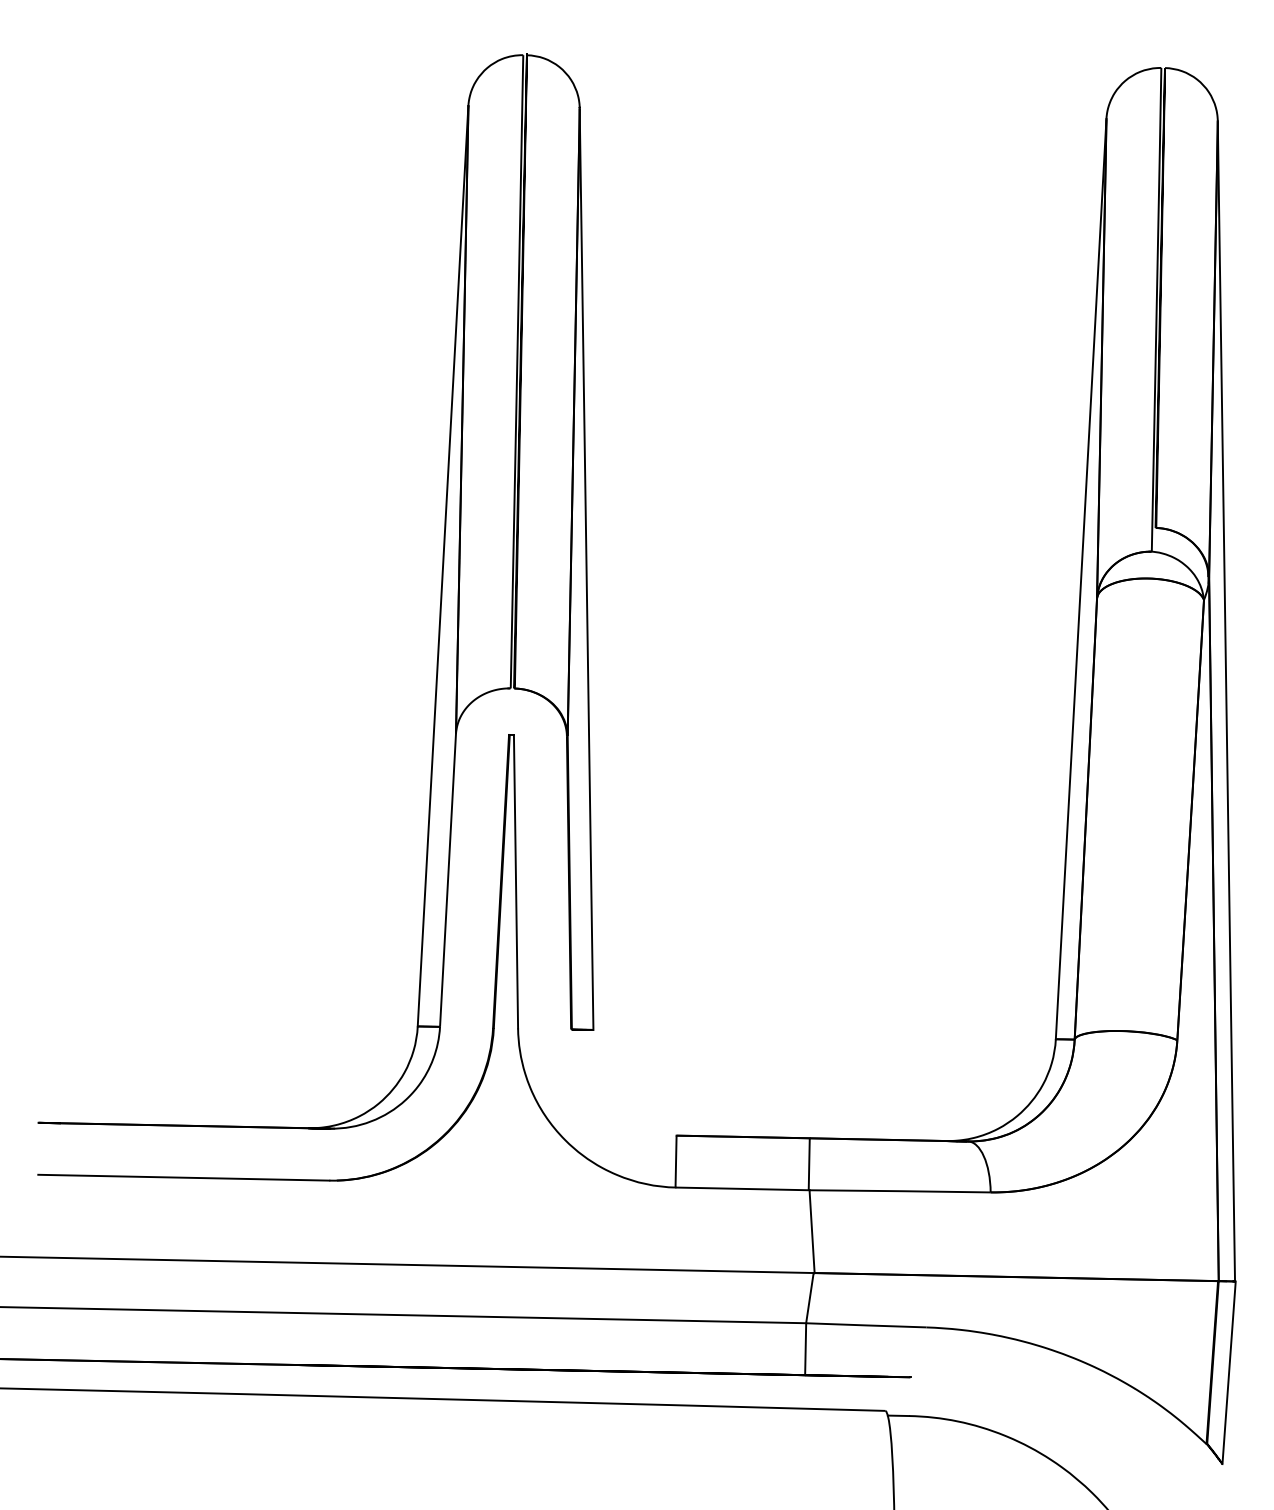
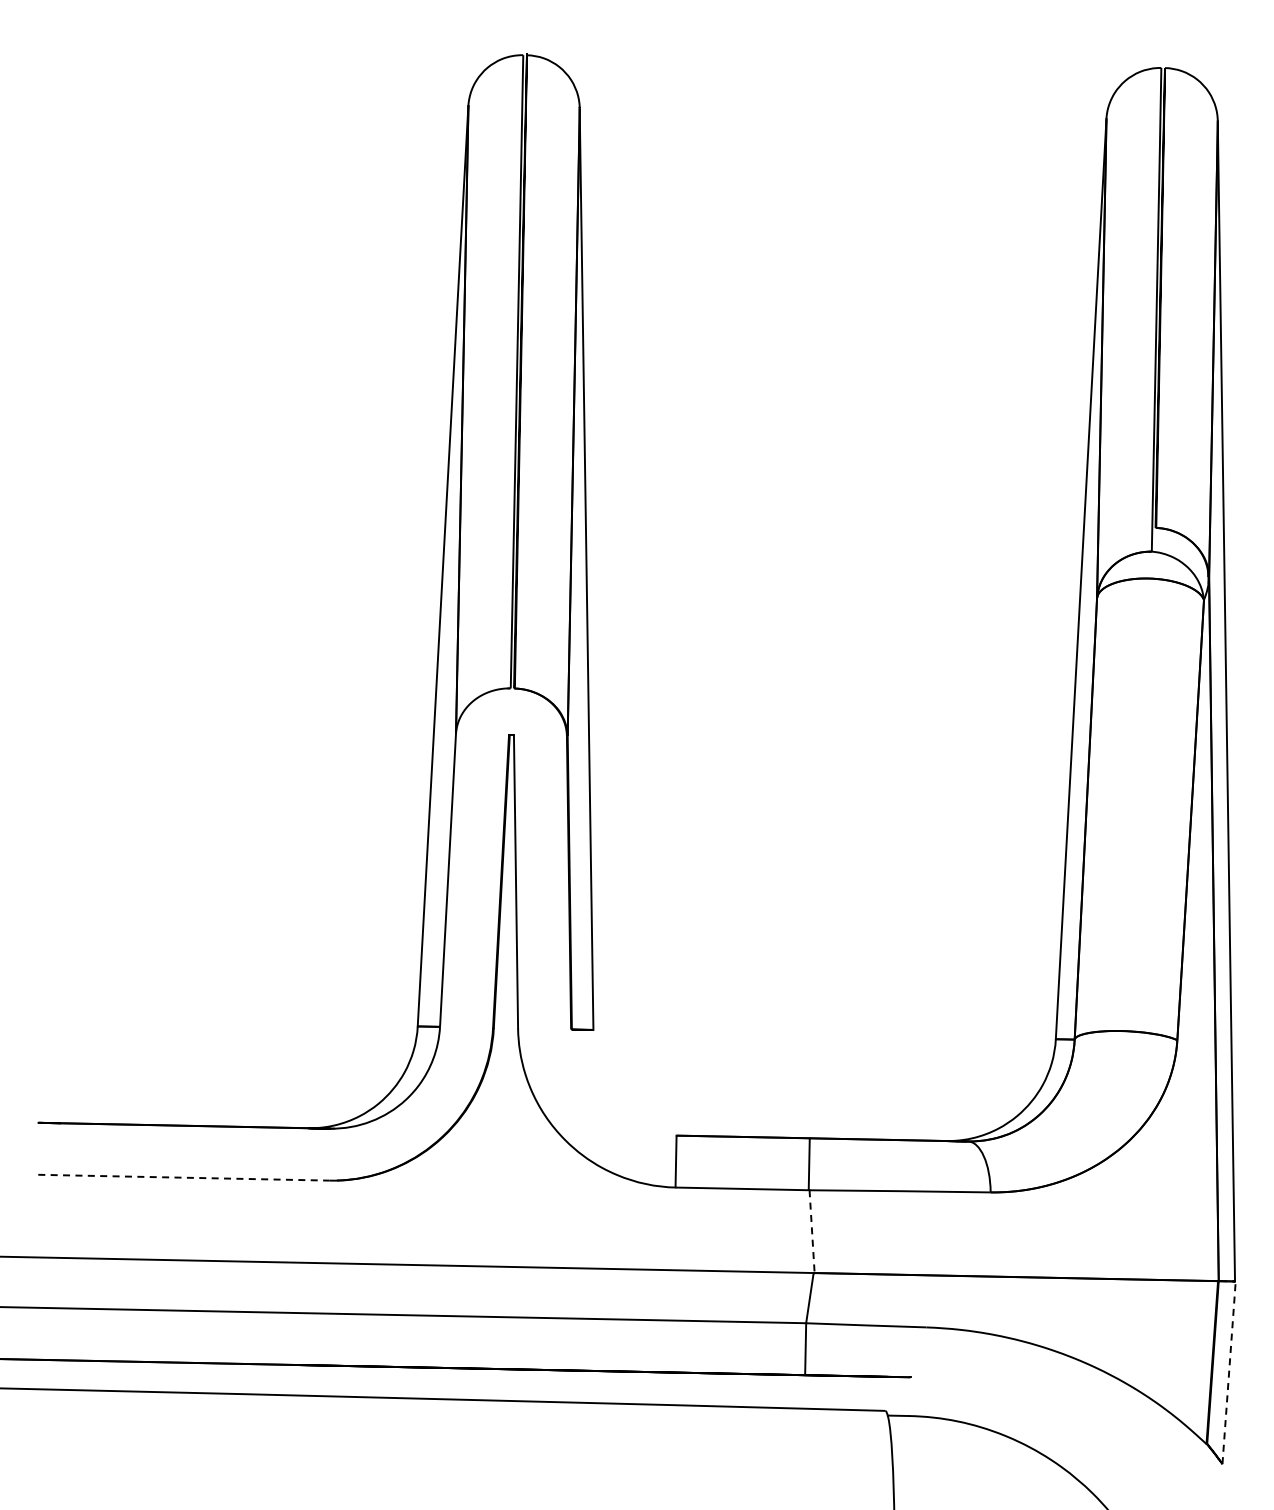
line: solid -> dashed (183, 1177)
line: solid -> dashed (812, 1232)
line: solid -> dashed (1229, 1372)
